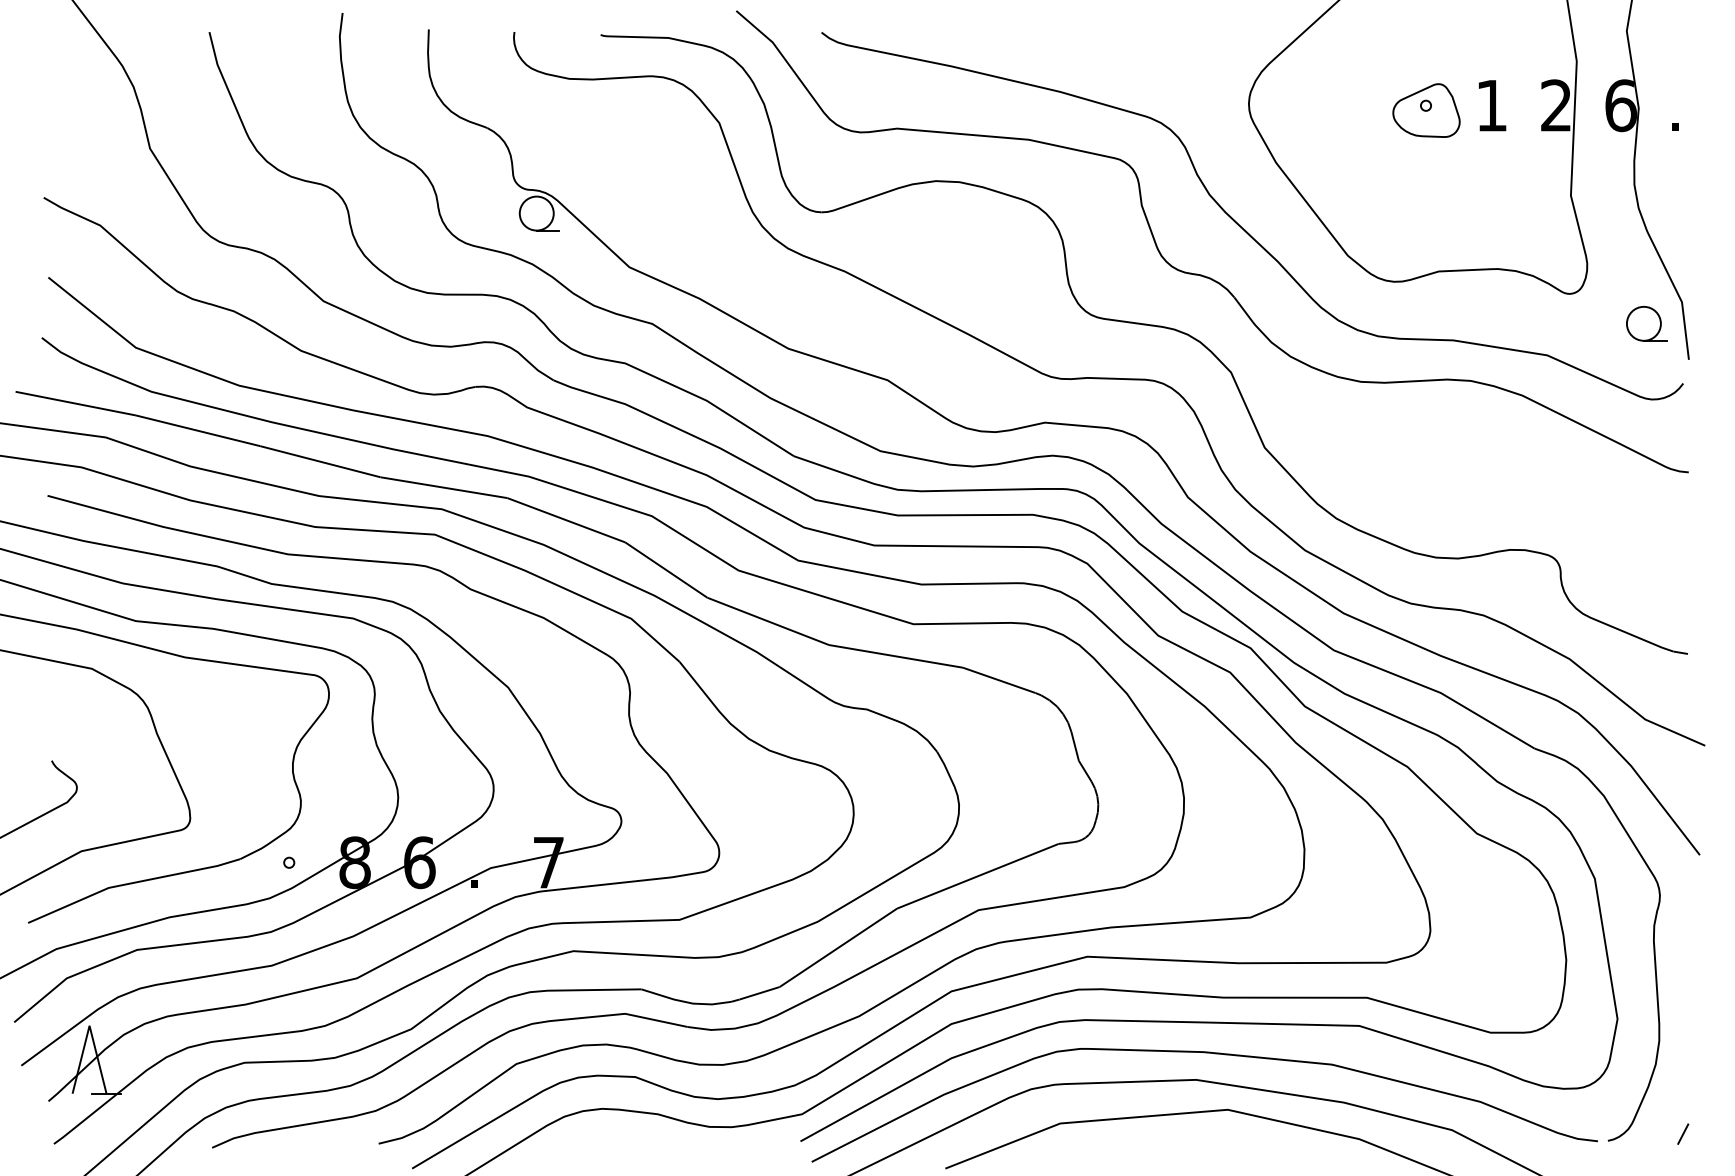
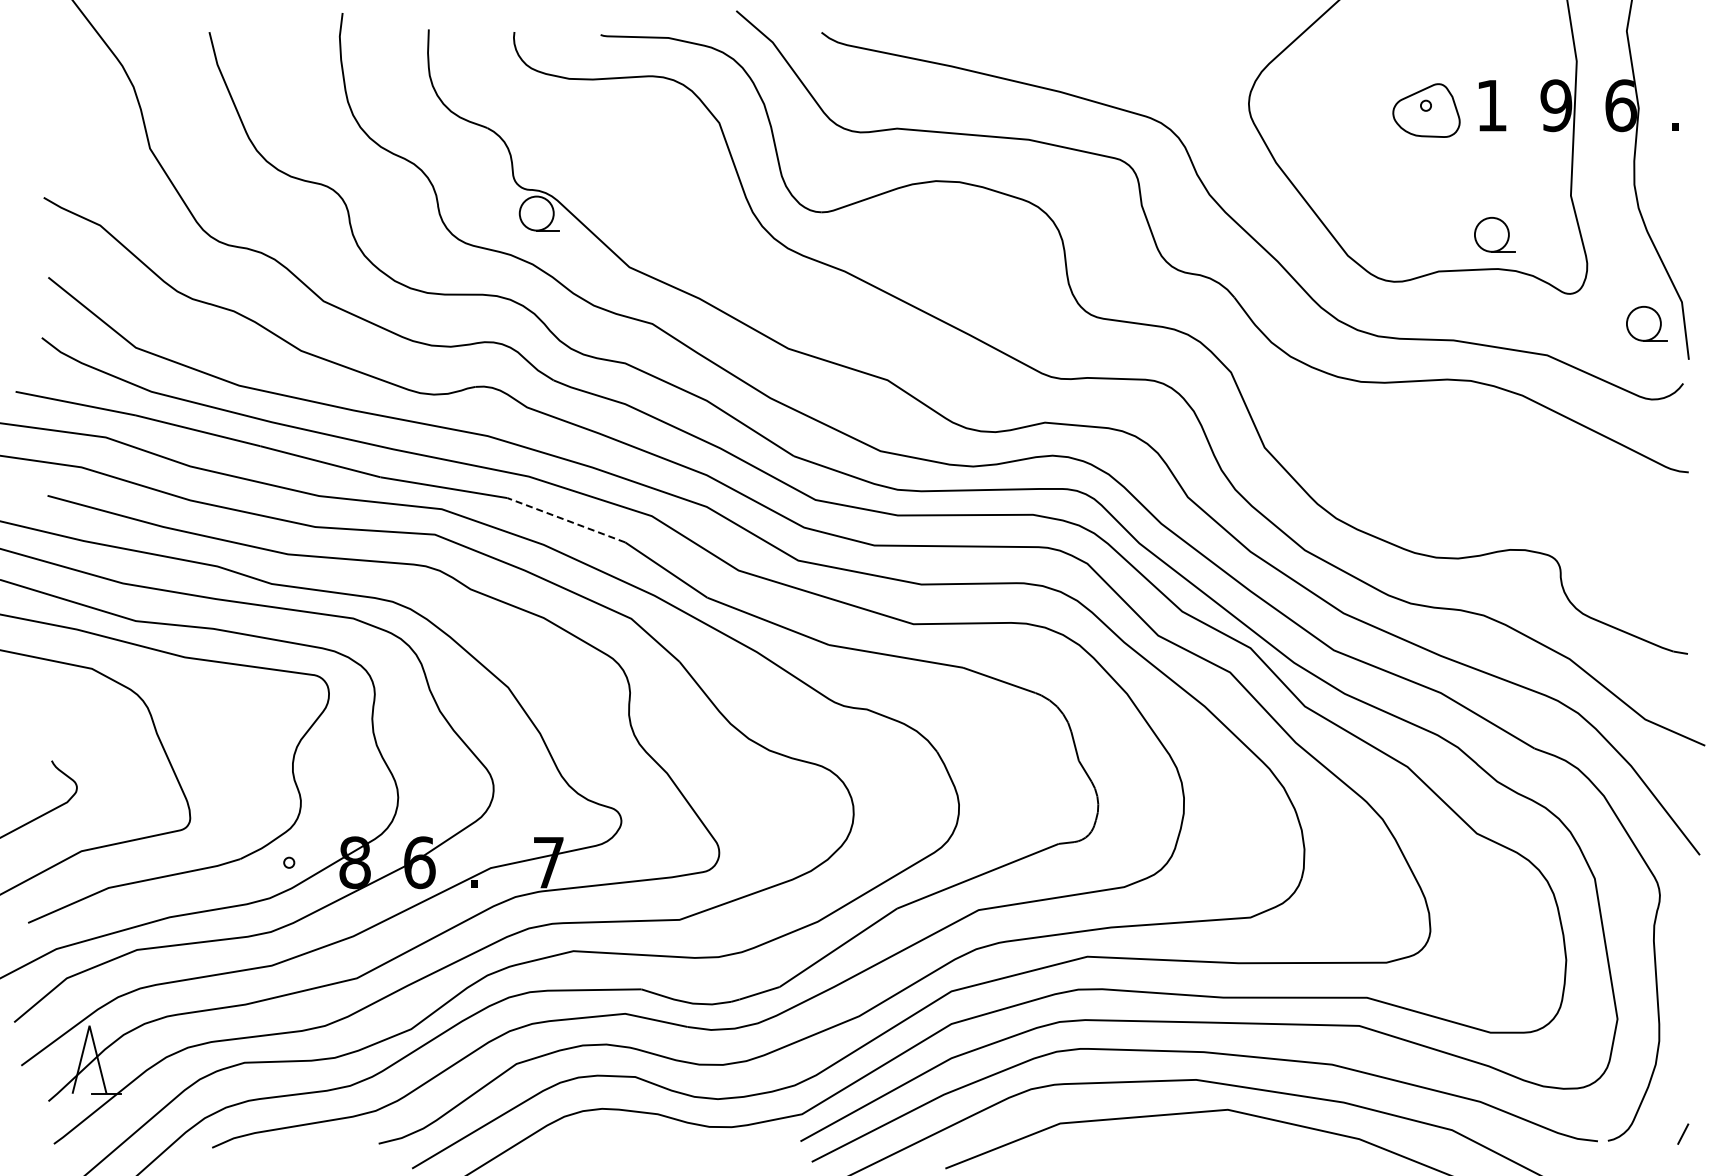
text: 2 -> 9 (1556, 105)
part: none -> present (1494, 234)
line: solid -> dashed (566, 520)
